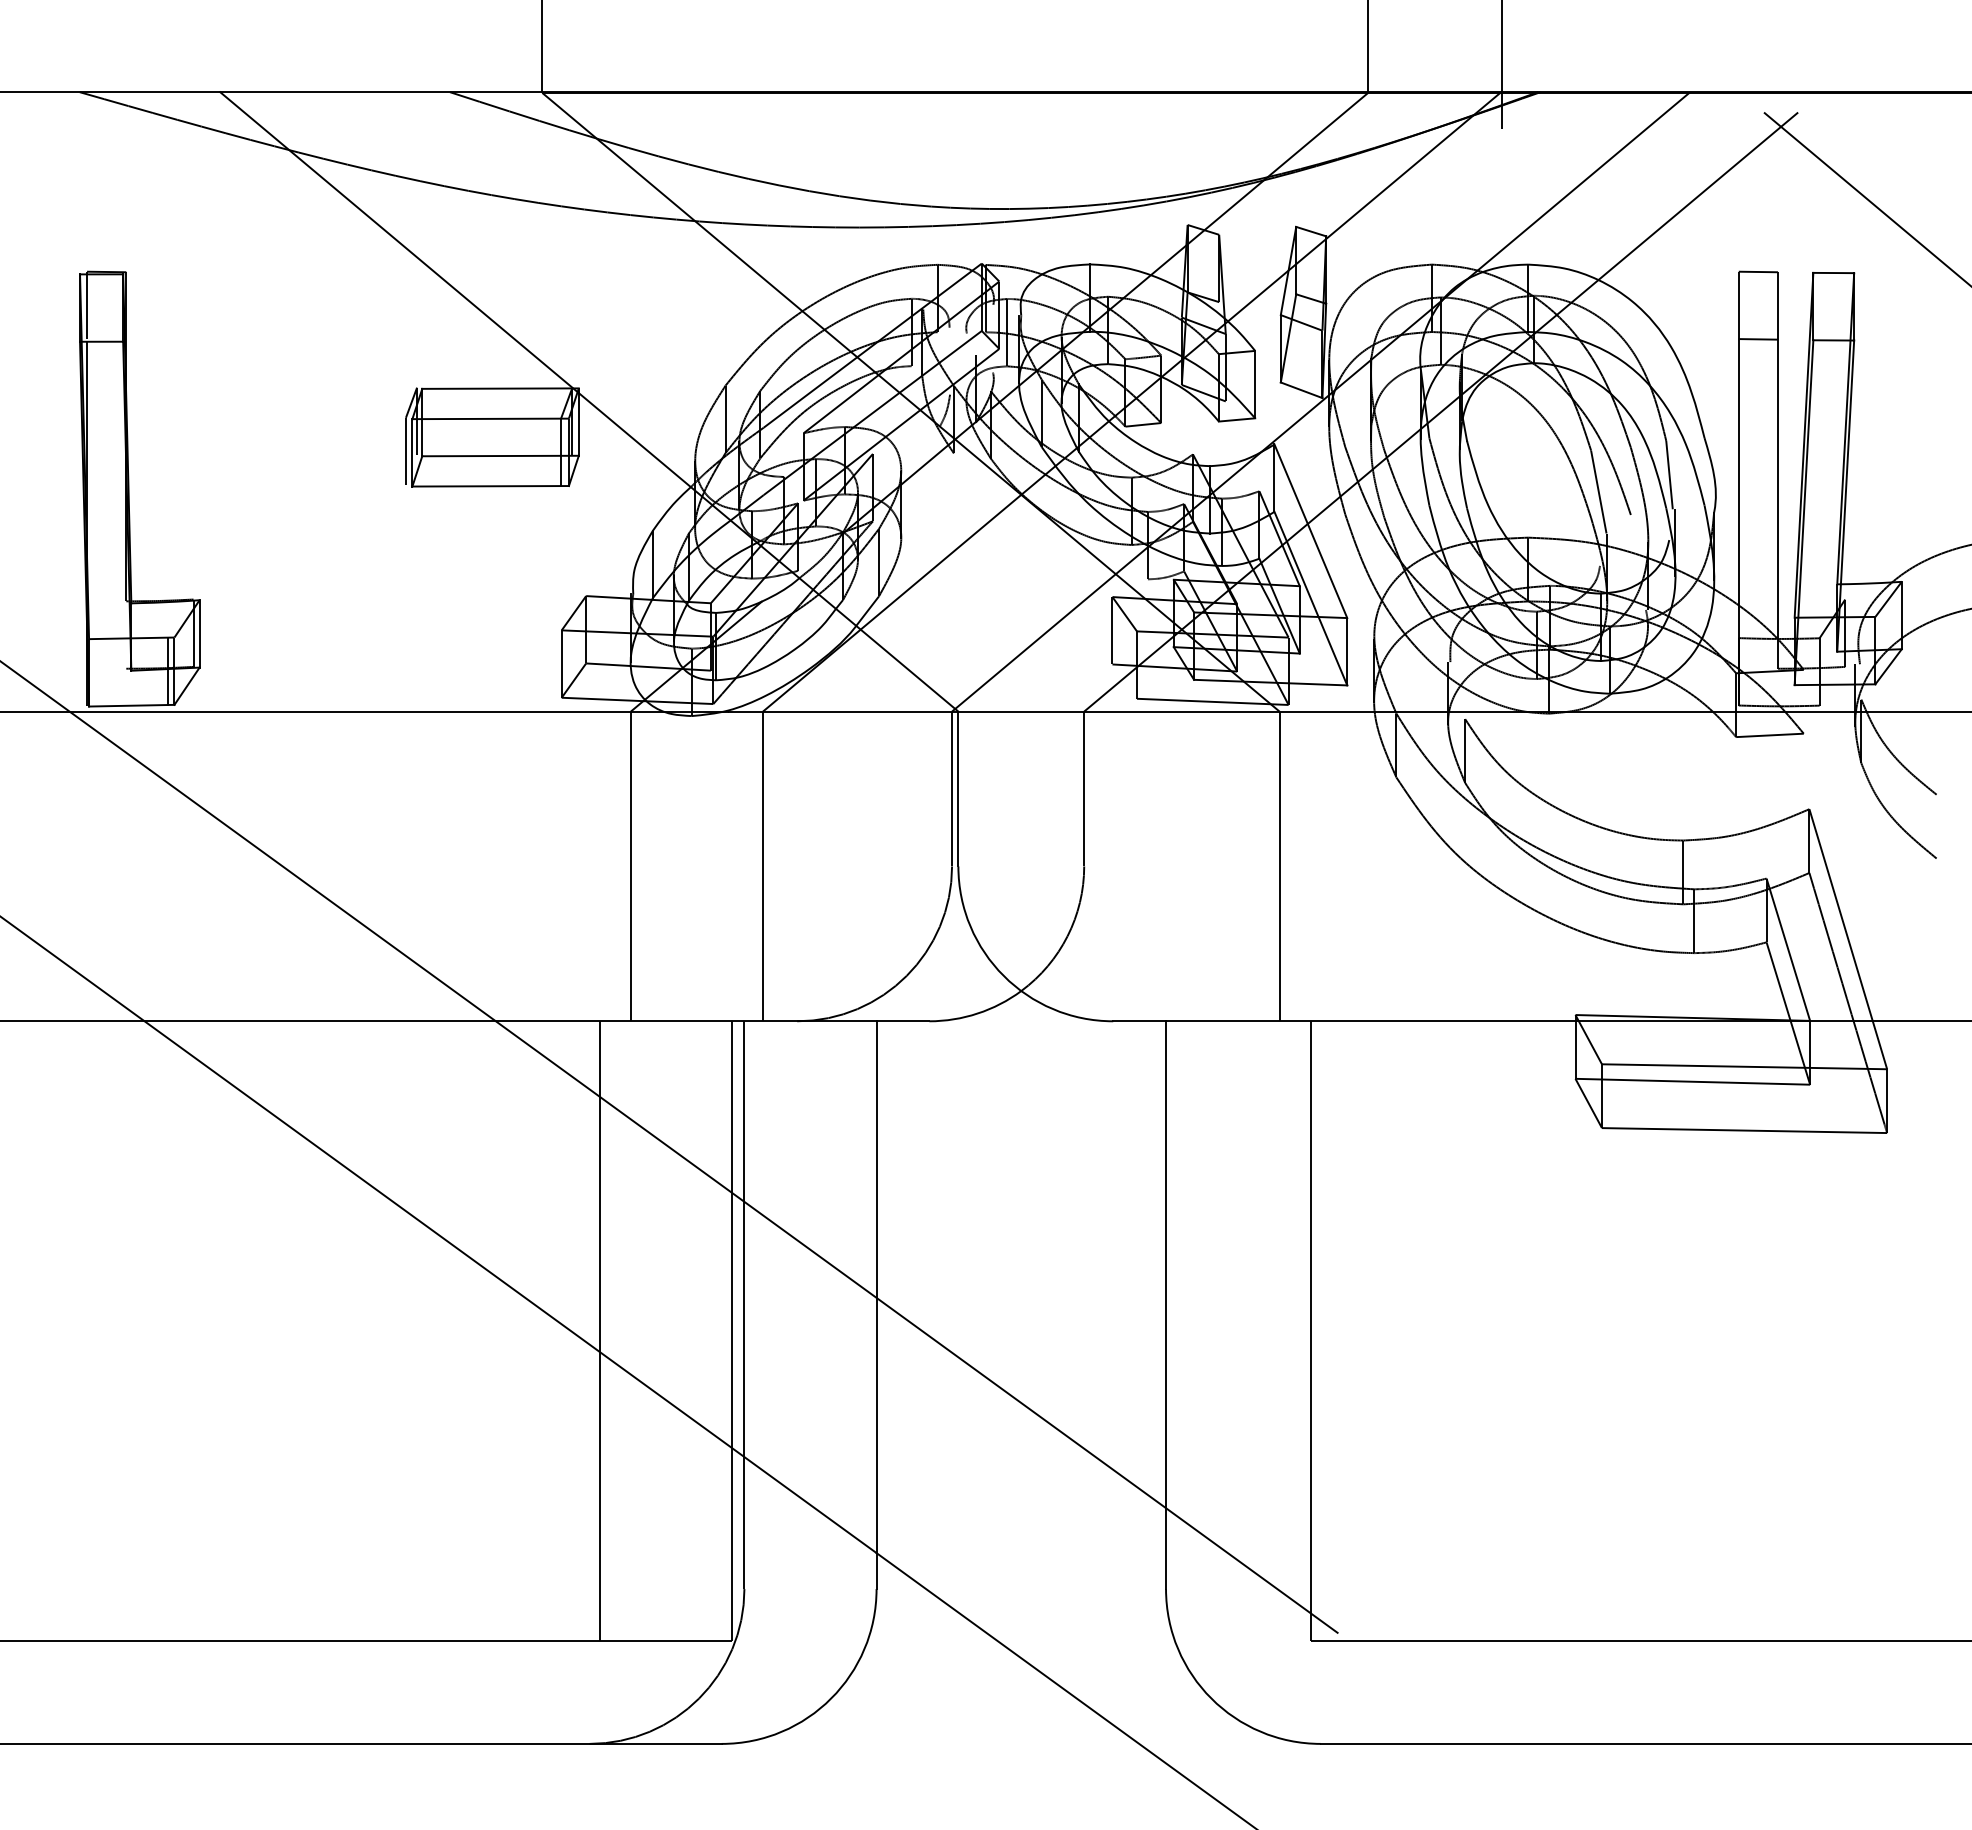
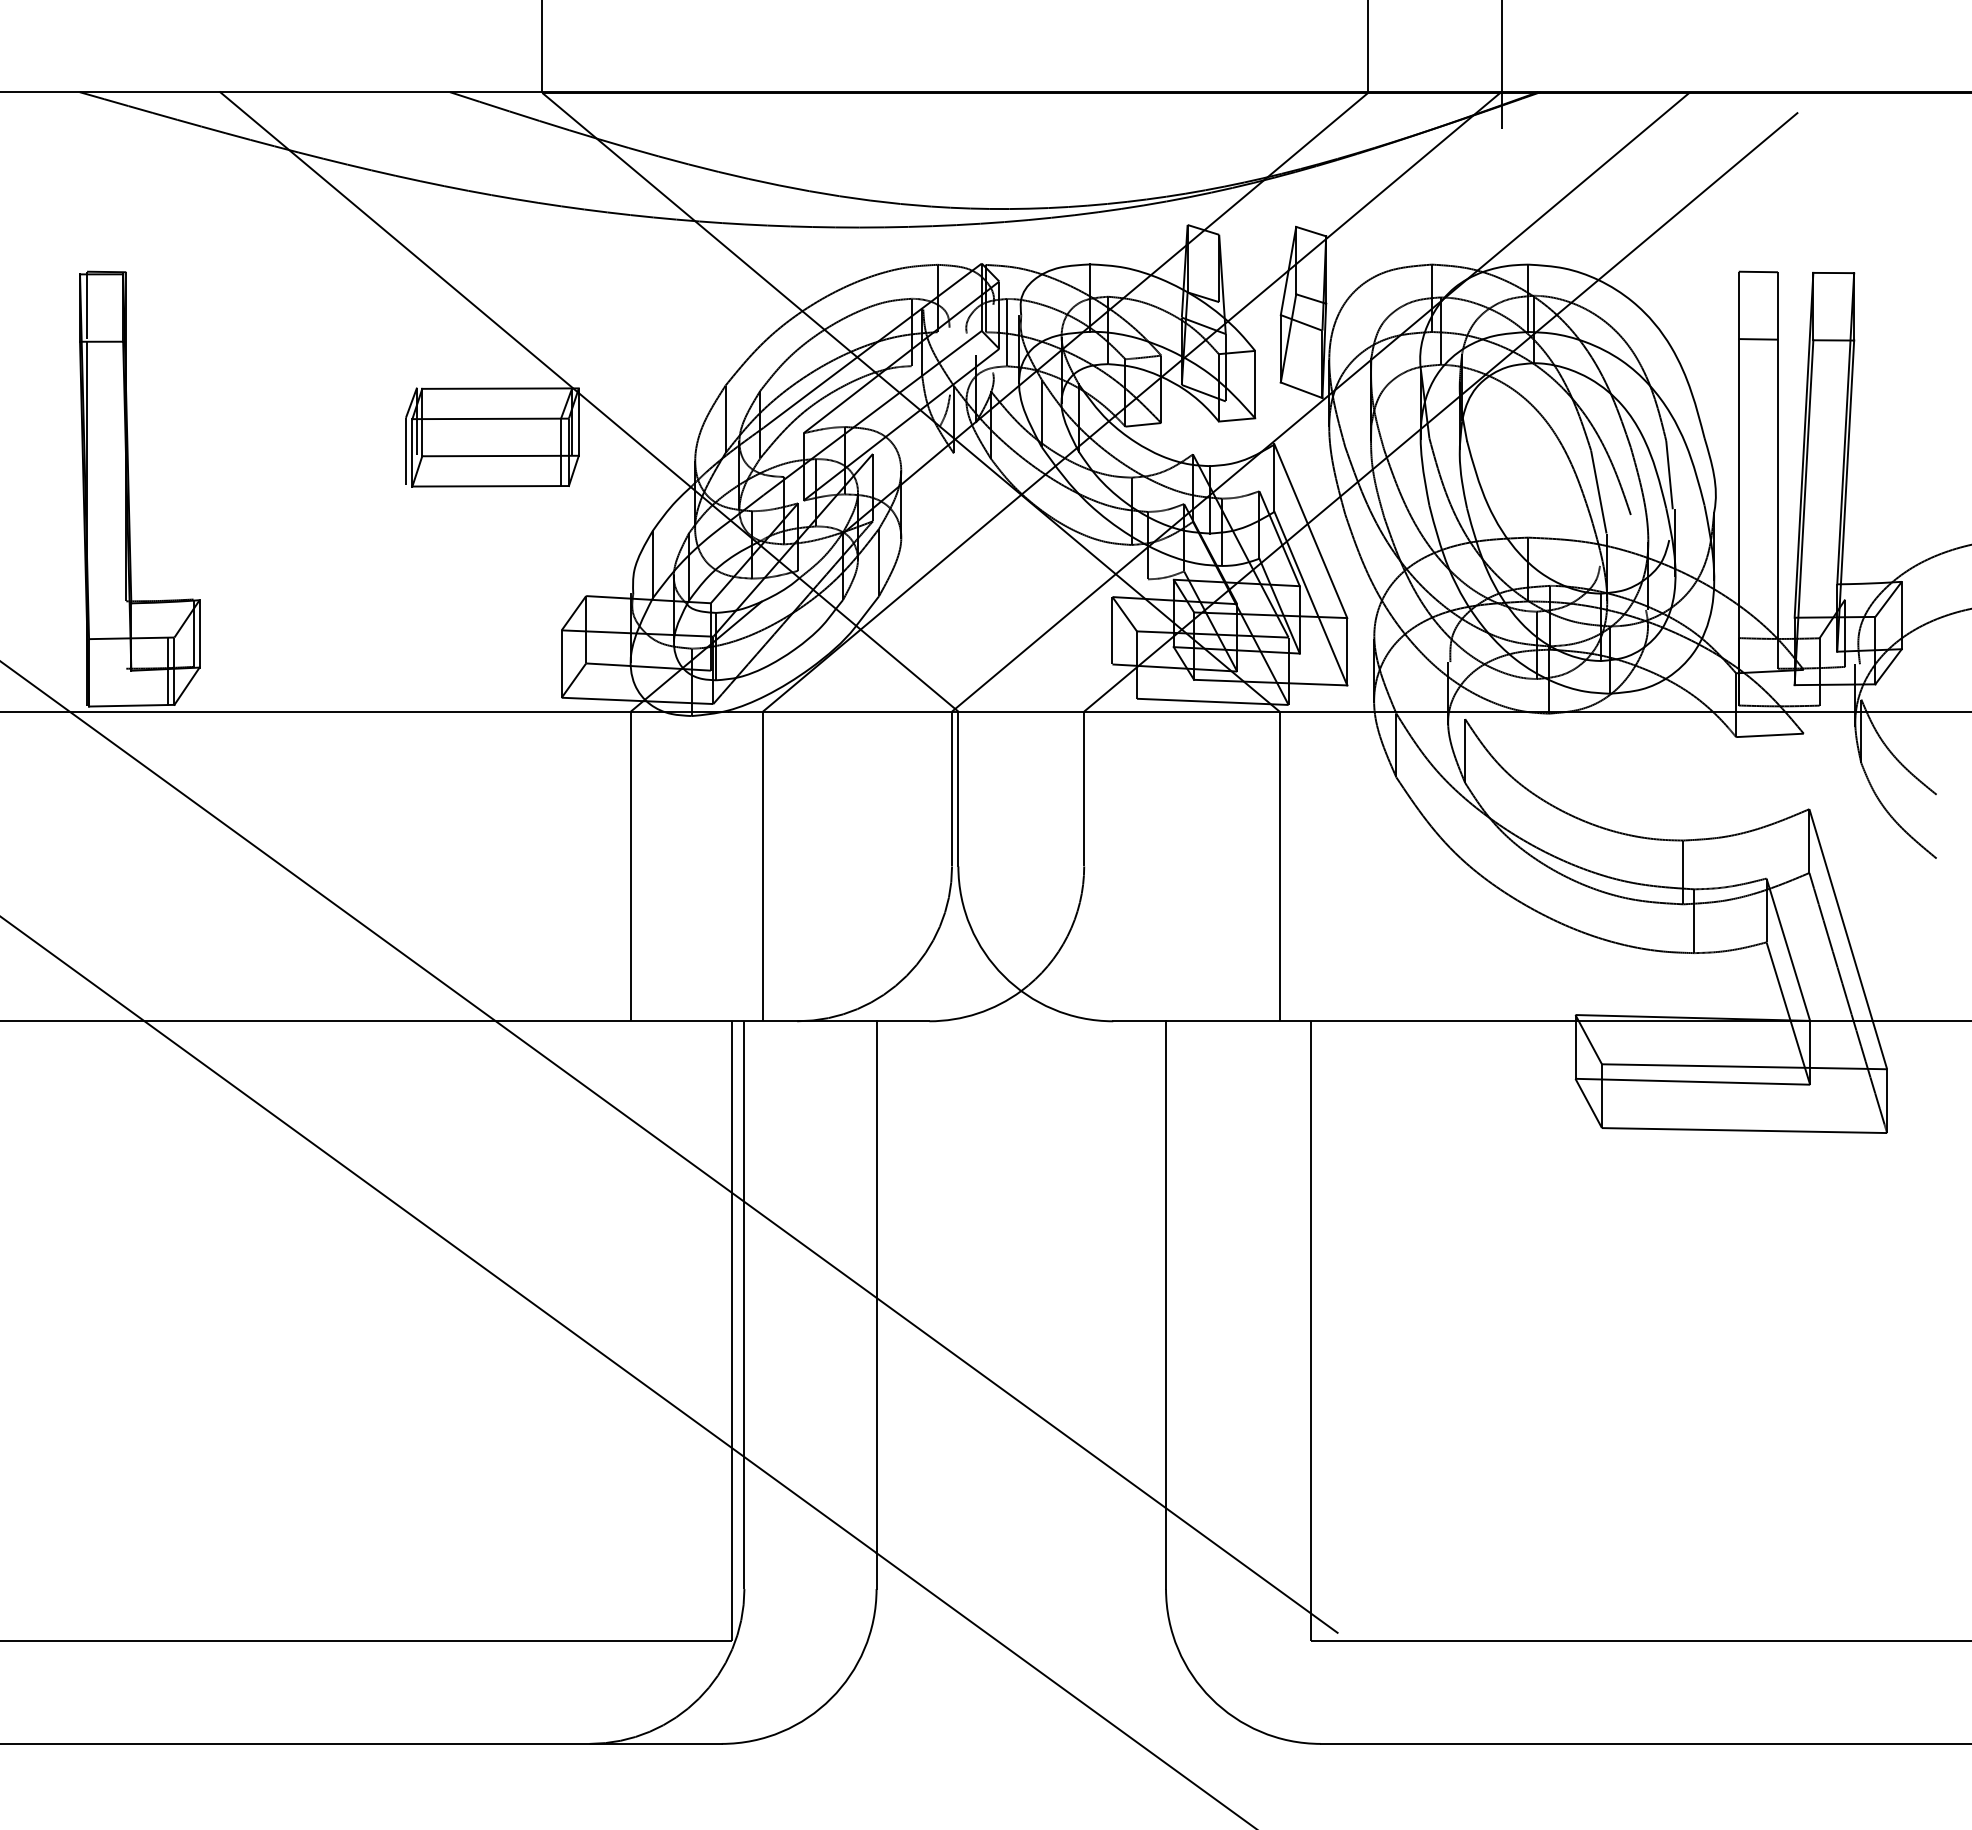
line: present -> none (1866, 198)
line: present -> none (599, 1330)
